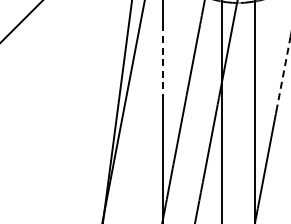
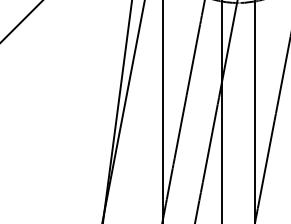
line: dashed -> solid (163, 60)
line: dashed -> solid (283, 71)
